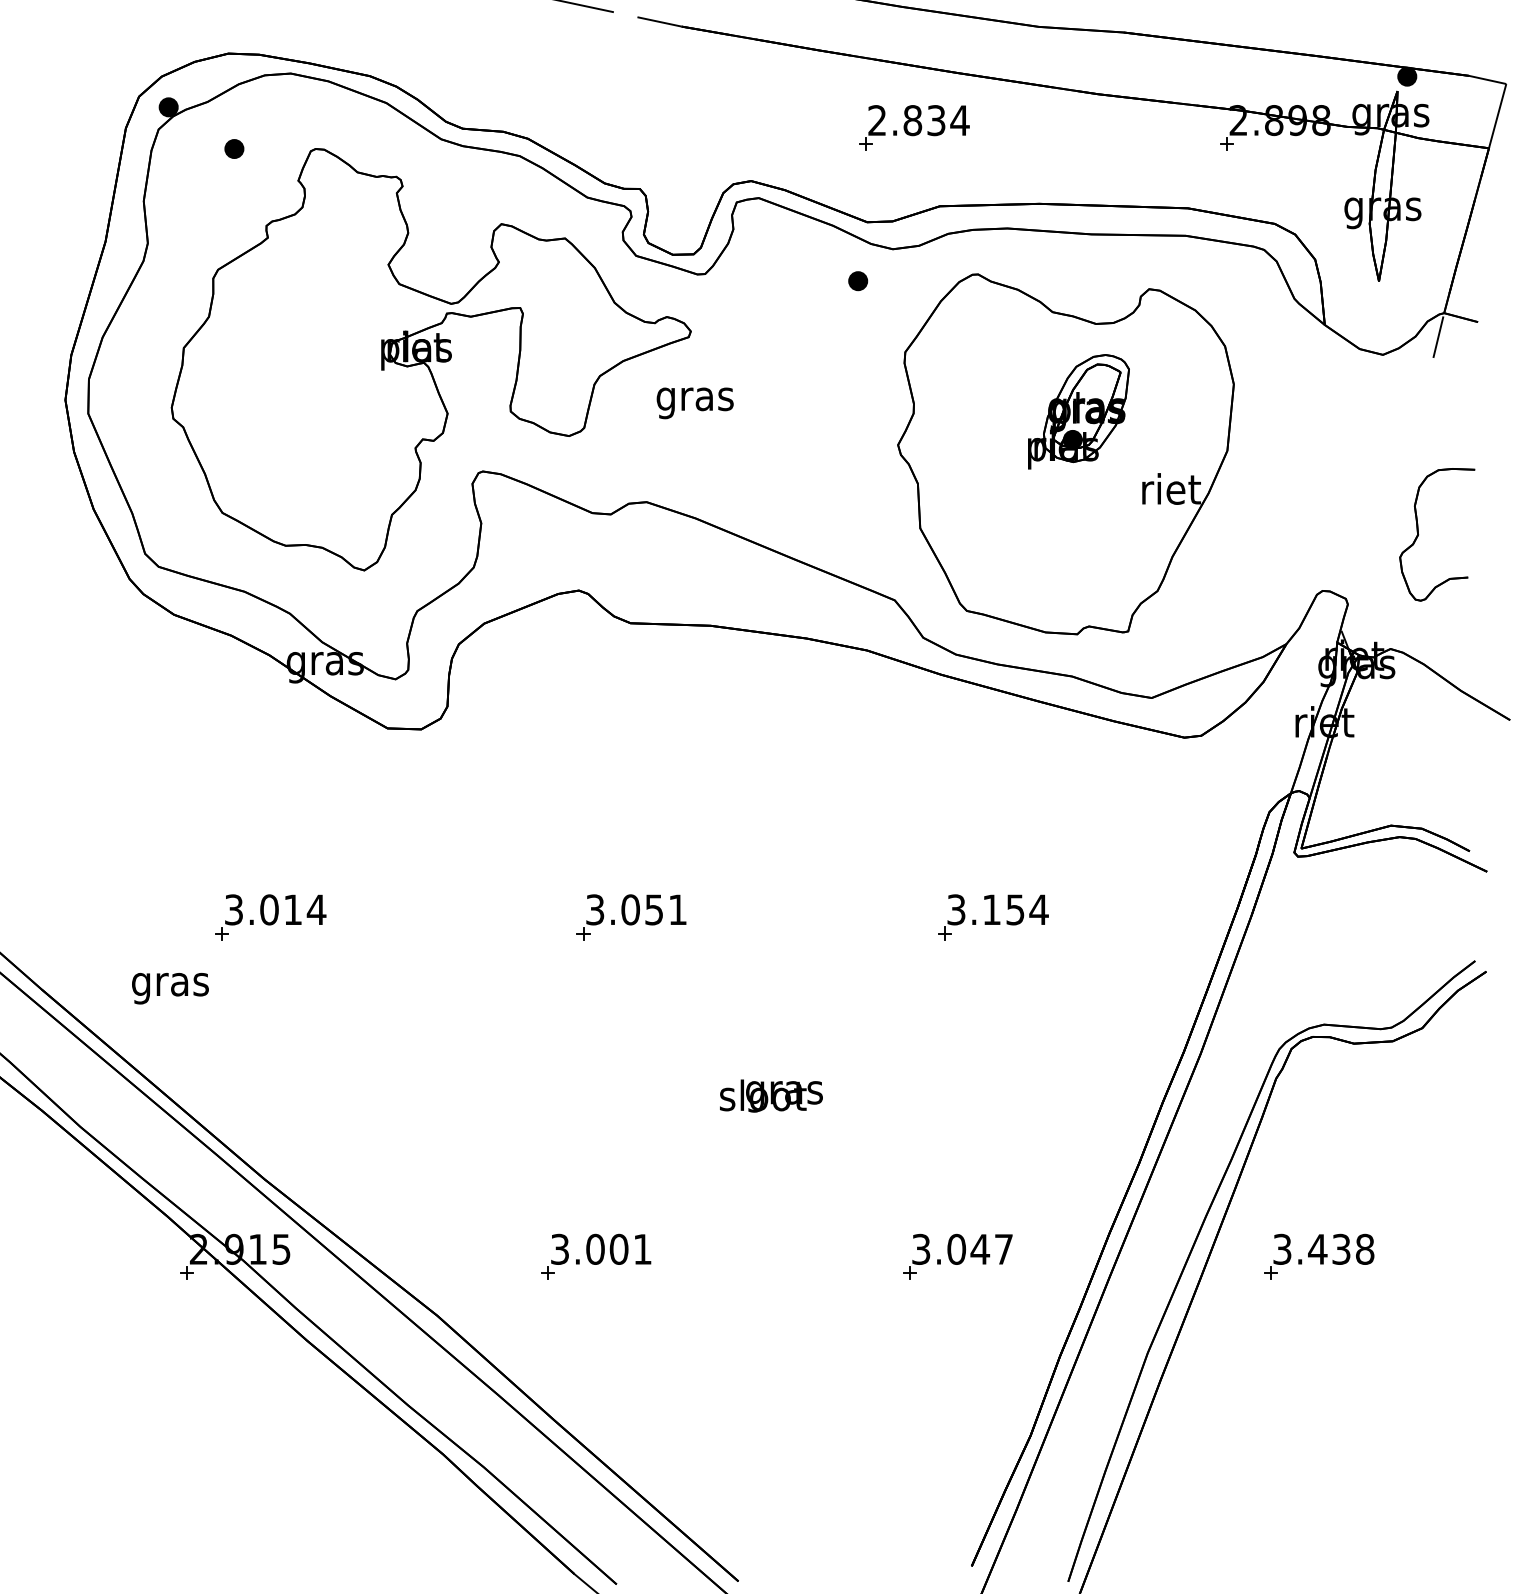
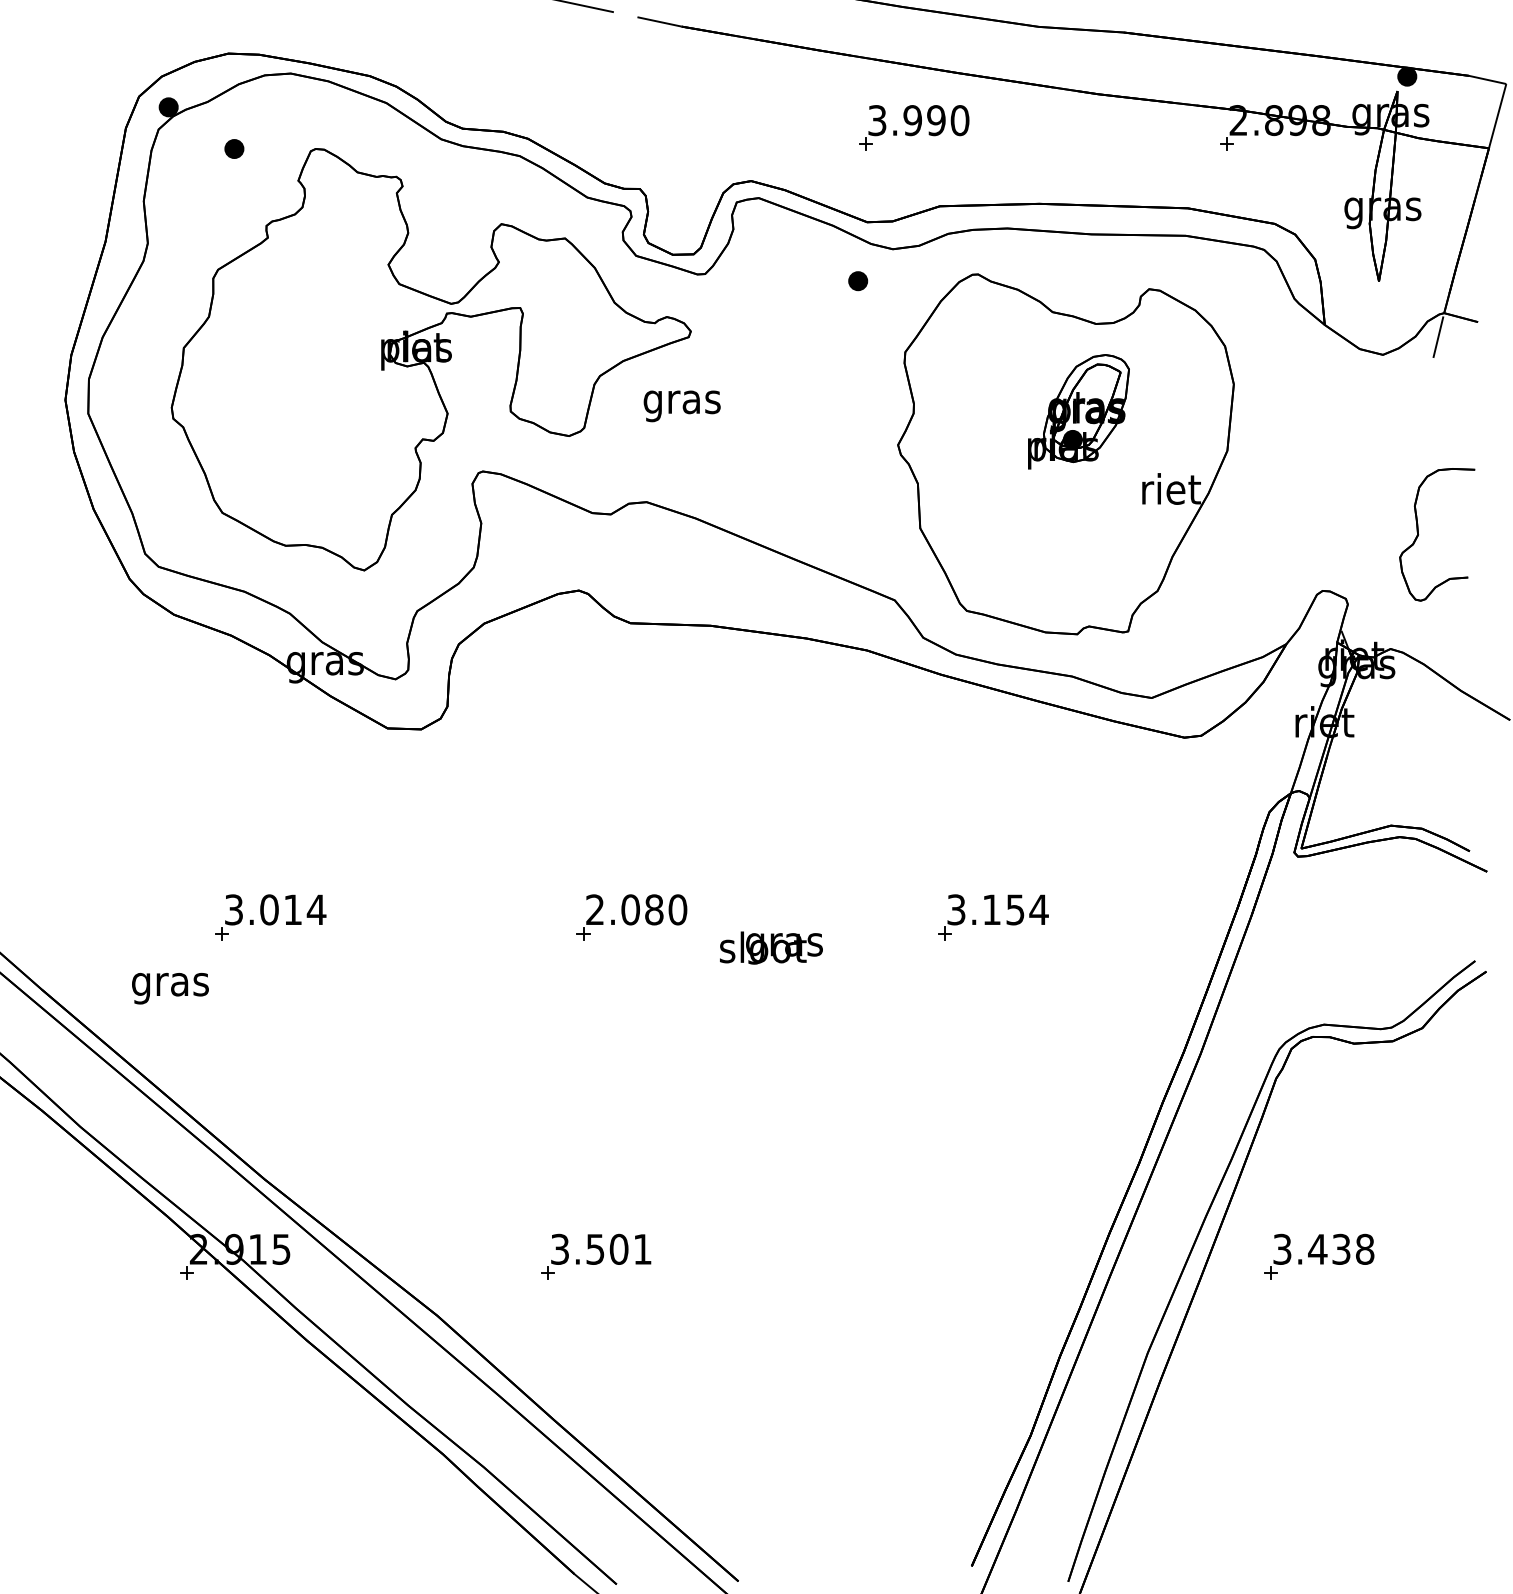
text: 2.834 -> 3.990 (918, 120)
text position: (694, 403) -> (681, 406) (681, 406)
text: 3.051 -> 2.080 (636, 909)
text position: (771, 1095) -> (771, 947) (771, 947)
text: 3.001 -> 3.501 (595, 1248)
part: present -> none (957, 1256)
